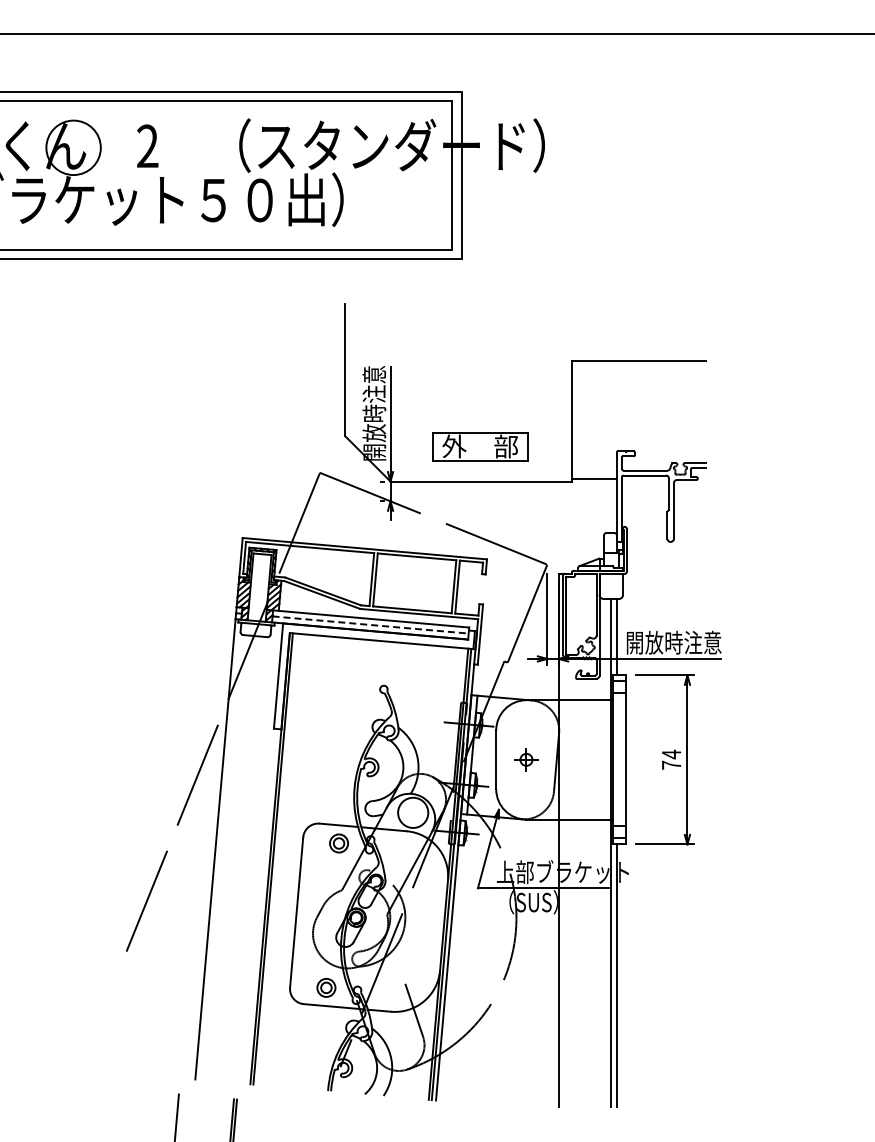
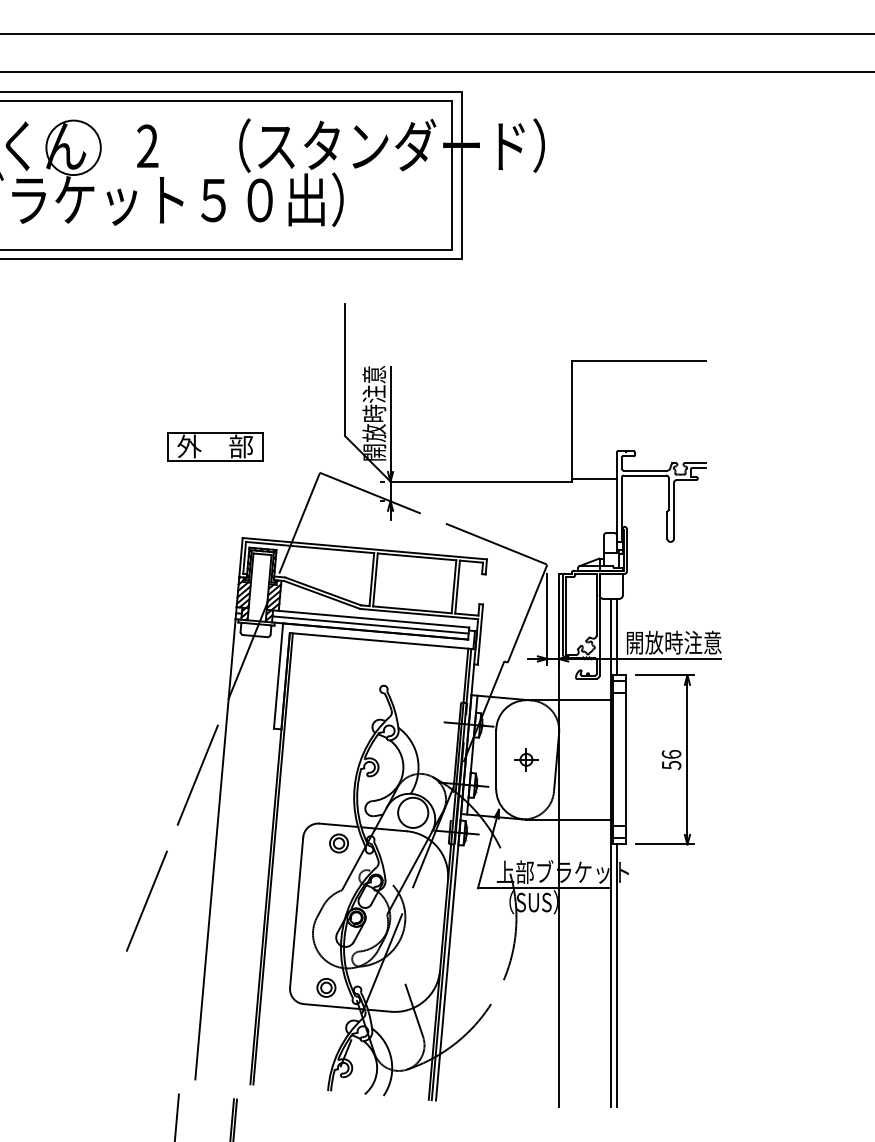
line: none -> present (436, 72)
part position: (480, 446) -> (215, 446) (215, 446)
line: dashed -> solid (371, 625)
text: 74 -> 56 (671, 759)
